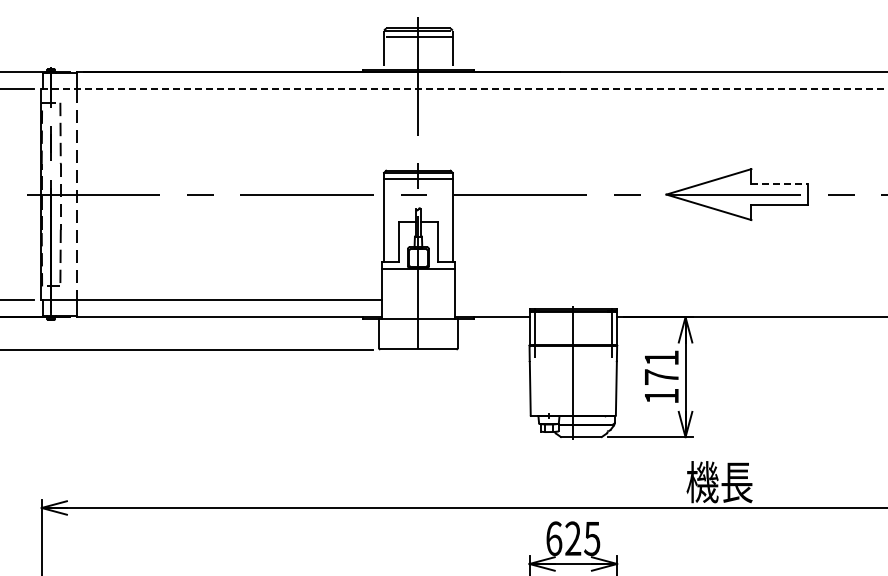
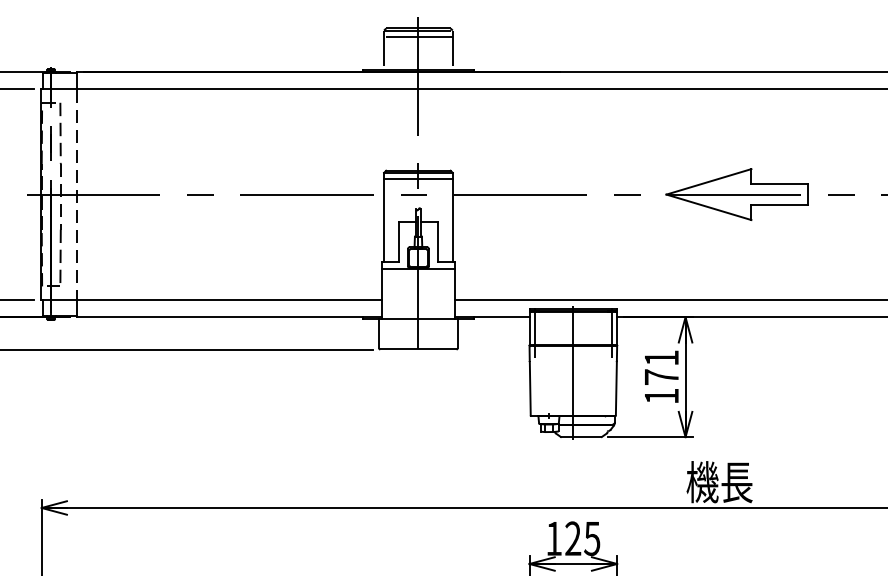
line: dashed -> solid (464, 89)
line: dashed -> solid (780, 184)
line: none -> present (669, 299)
text: 625 -> 125 (554, 538)
